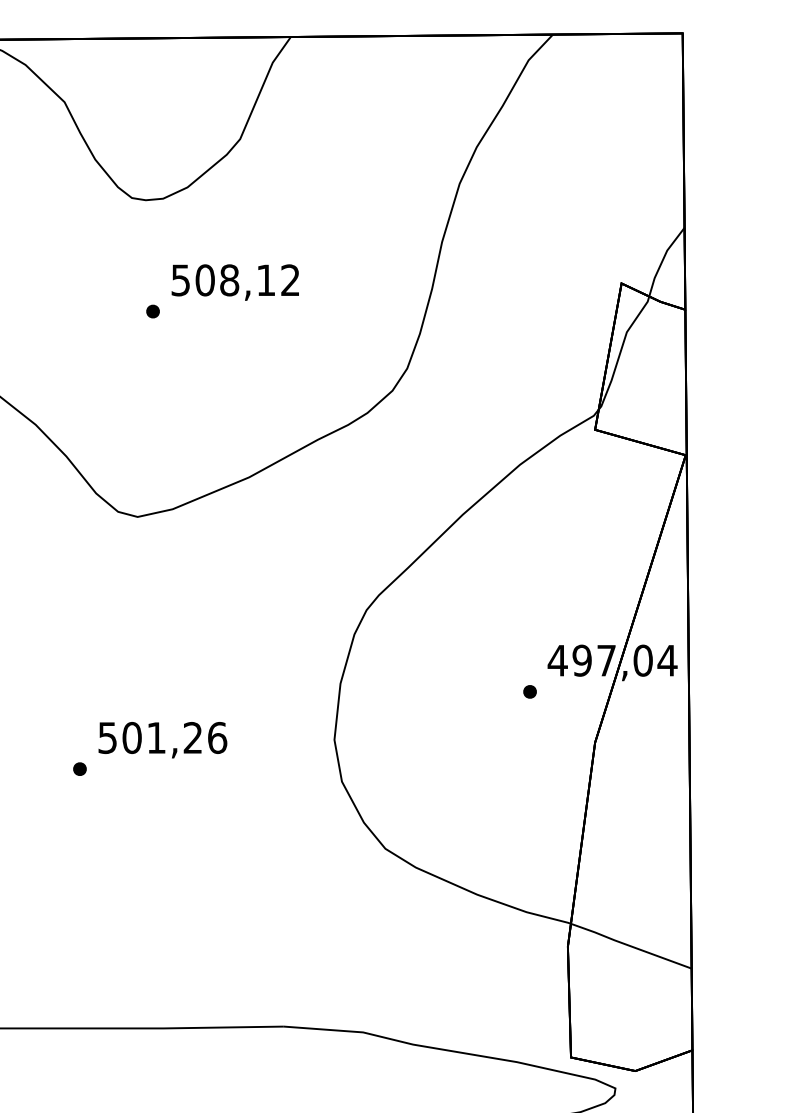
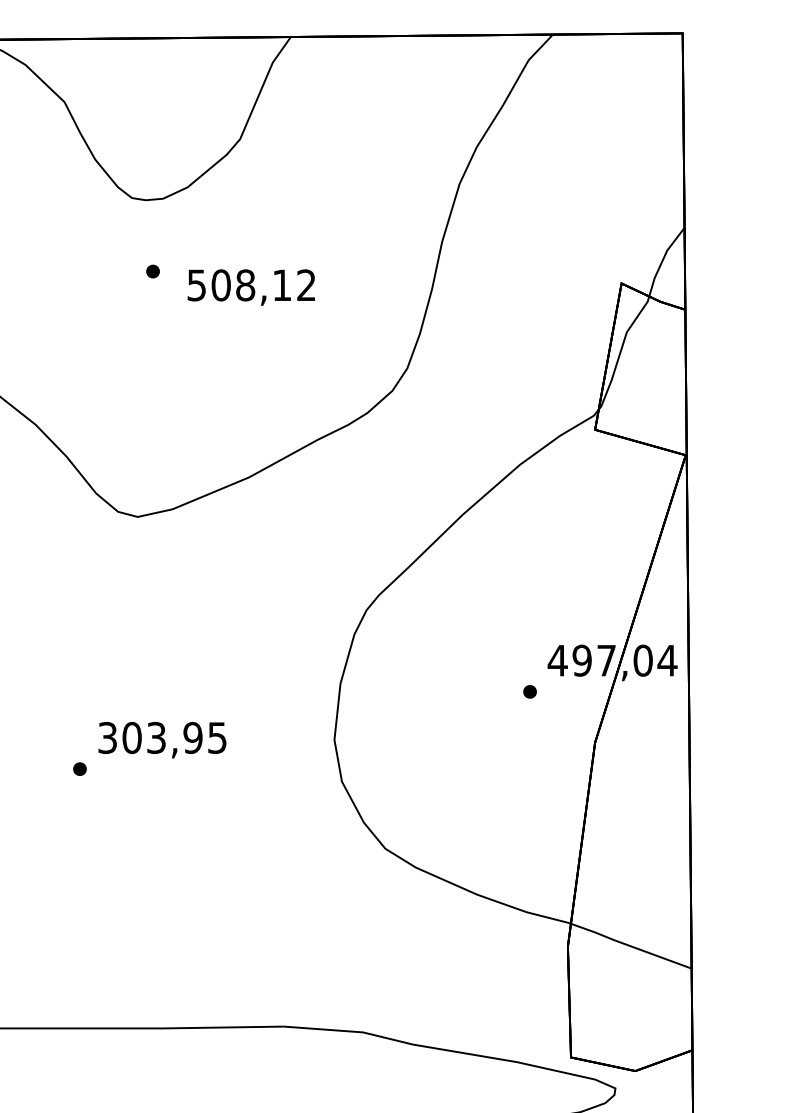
text position: (234, 282) -> (250, 287) (250, 287)
part position: (152, 311) -> (152, 271) (152, 271)
text: 501,26 -> 303,95 (163, 738)
